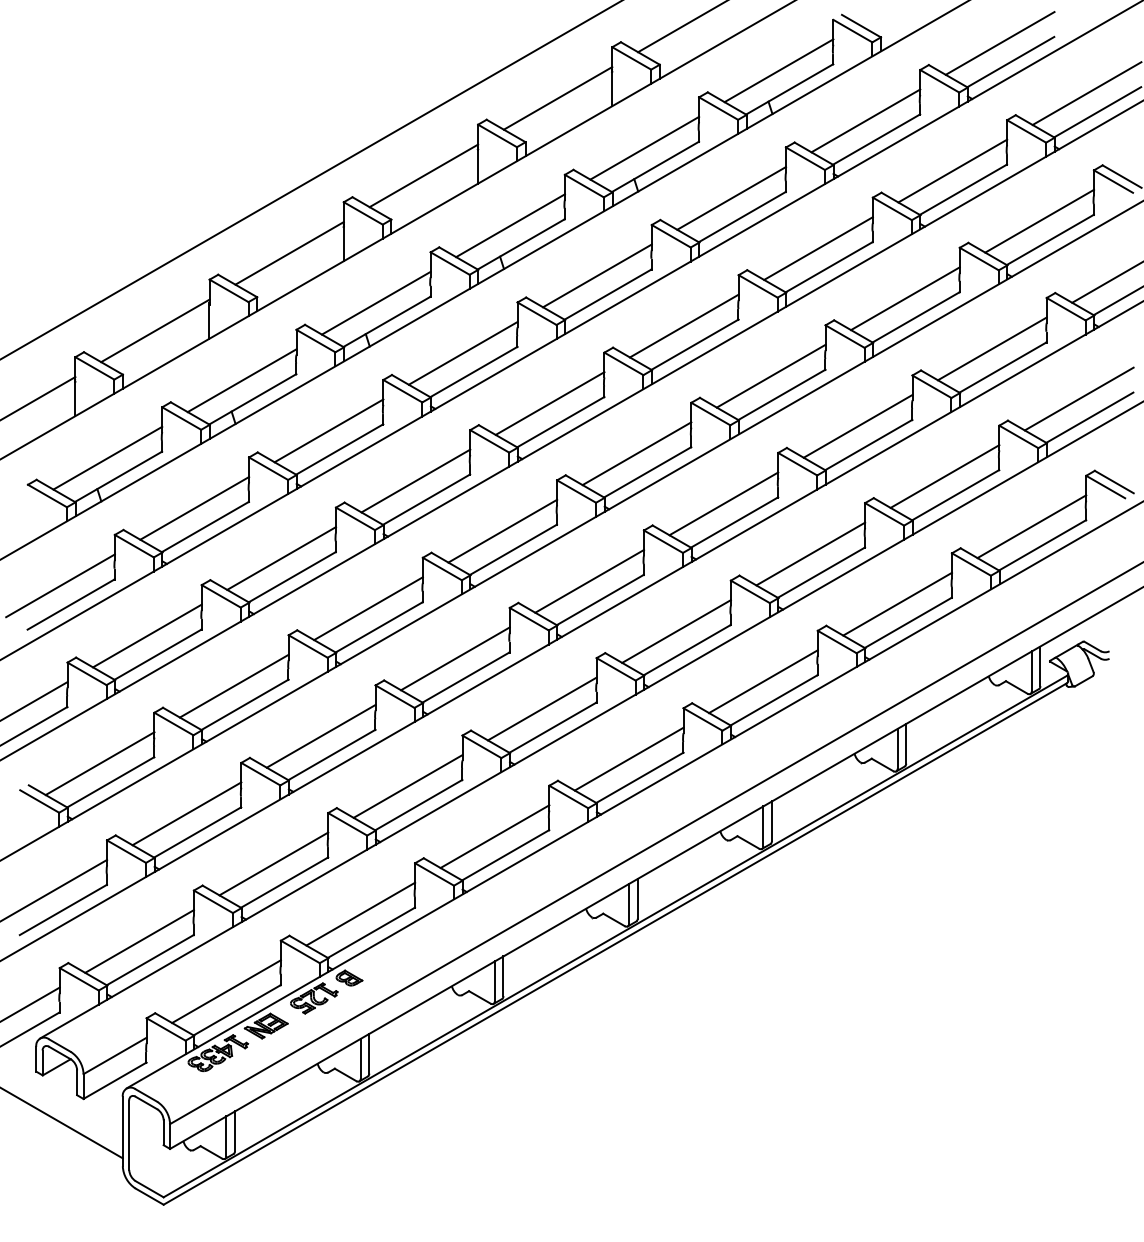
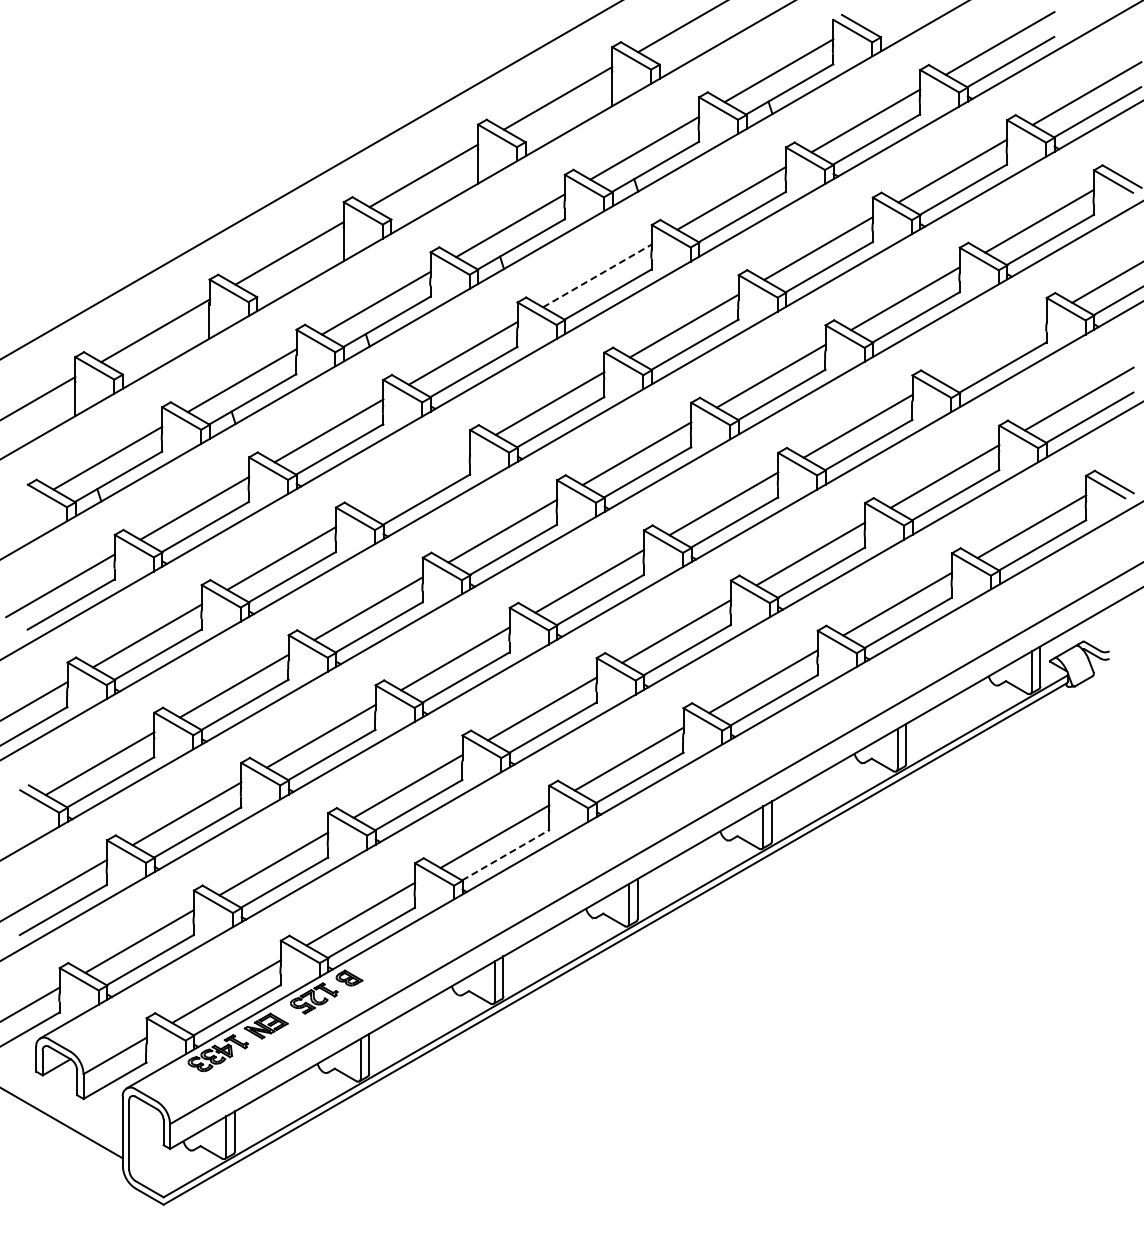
line: solid -> dashed (597, 275)
line: present -> none (991, 348)
line: present -> none (415, 480)
line: solid -> dashed (506, 855)
